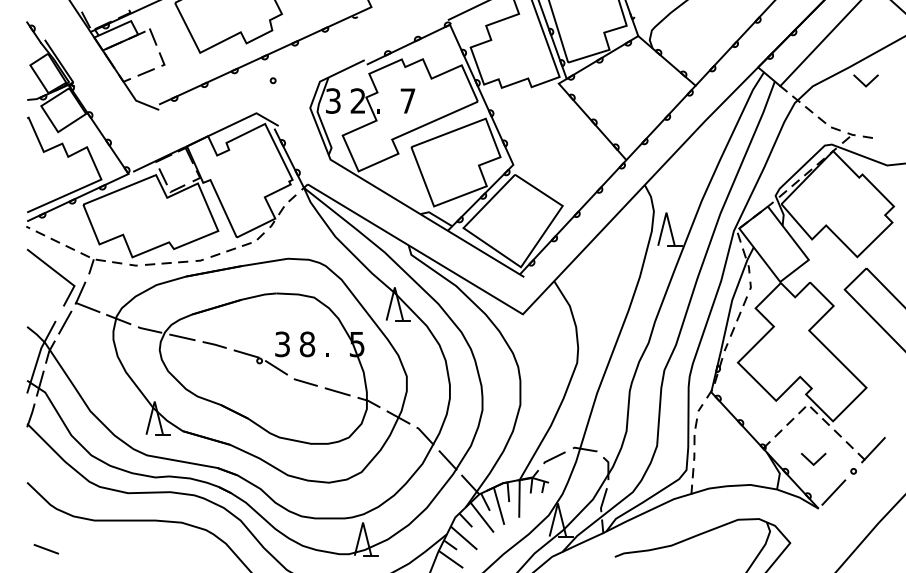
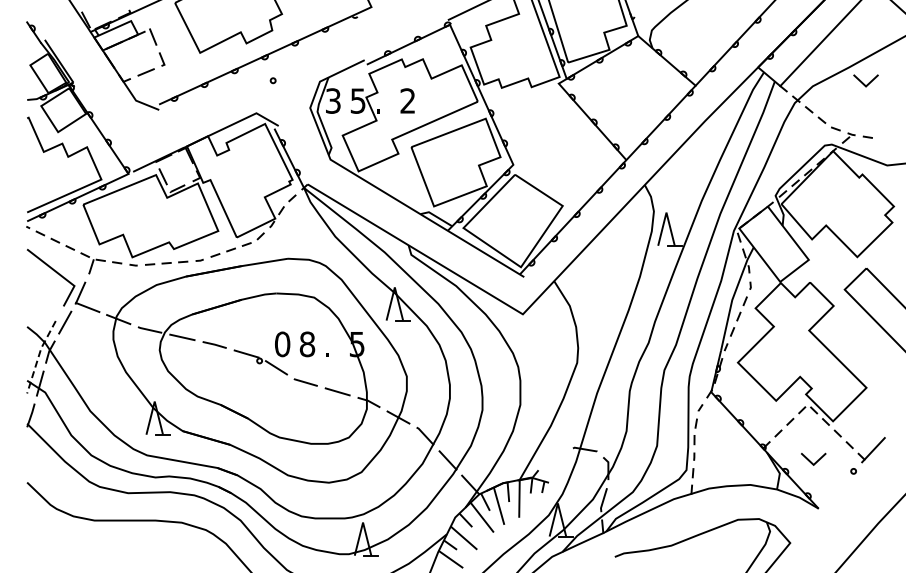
text: 2 -> 5 (357, 100)
text: 7 -> 2 (407, 100)
text: 3 -> 0 (282, 344)
line: solid -> dashed (39, 355)
line: present -> none (554, 457)
line: present -> none (833, 492)
line: present -> none (46, 548)
